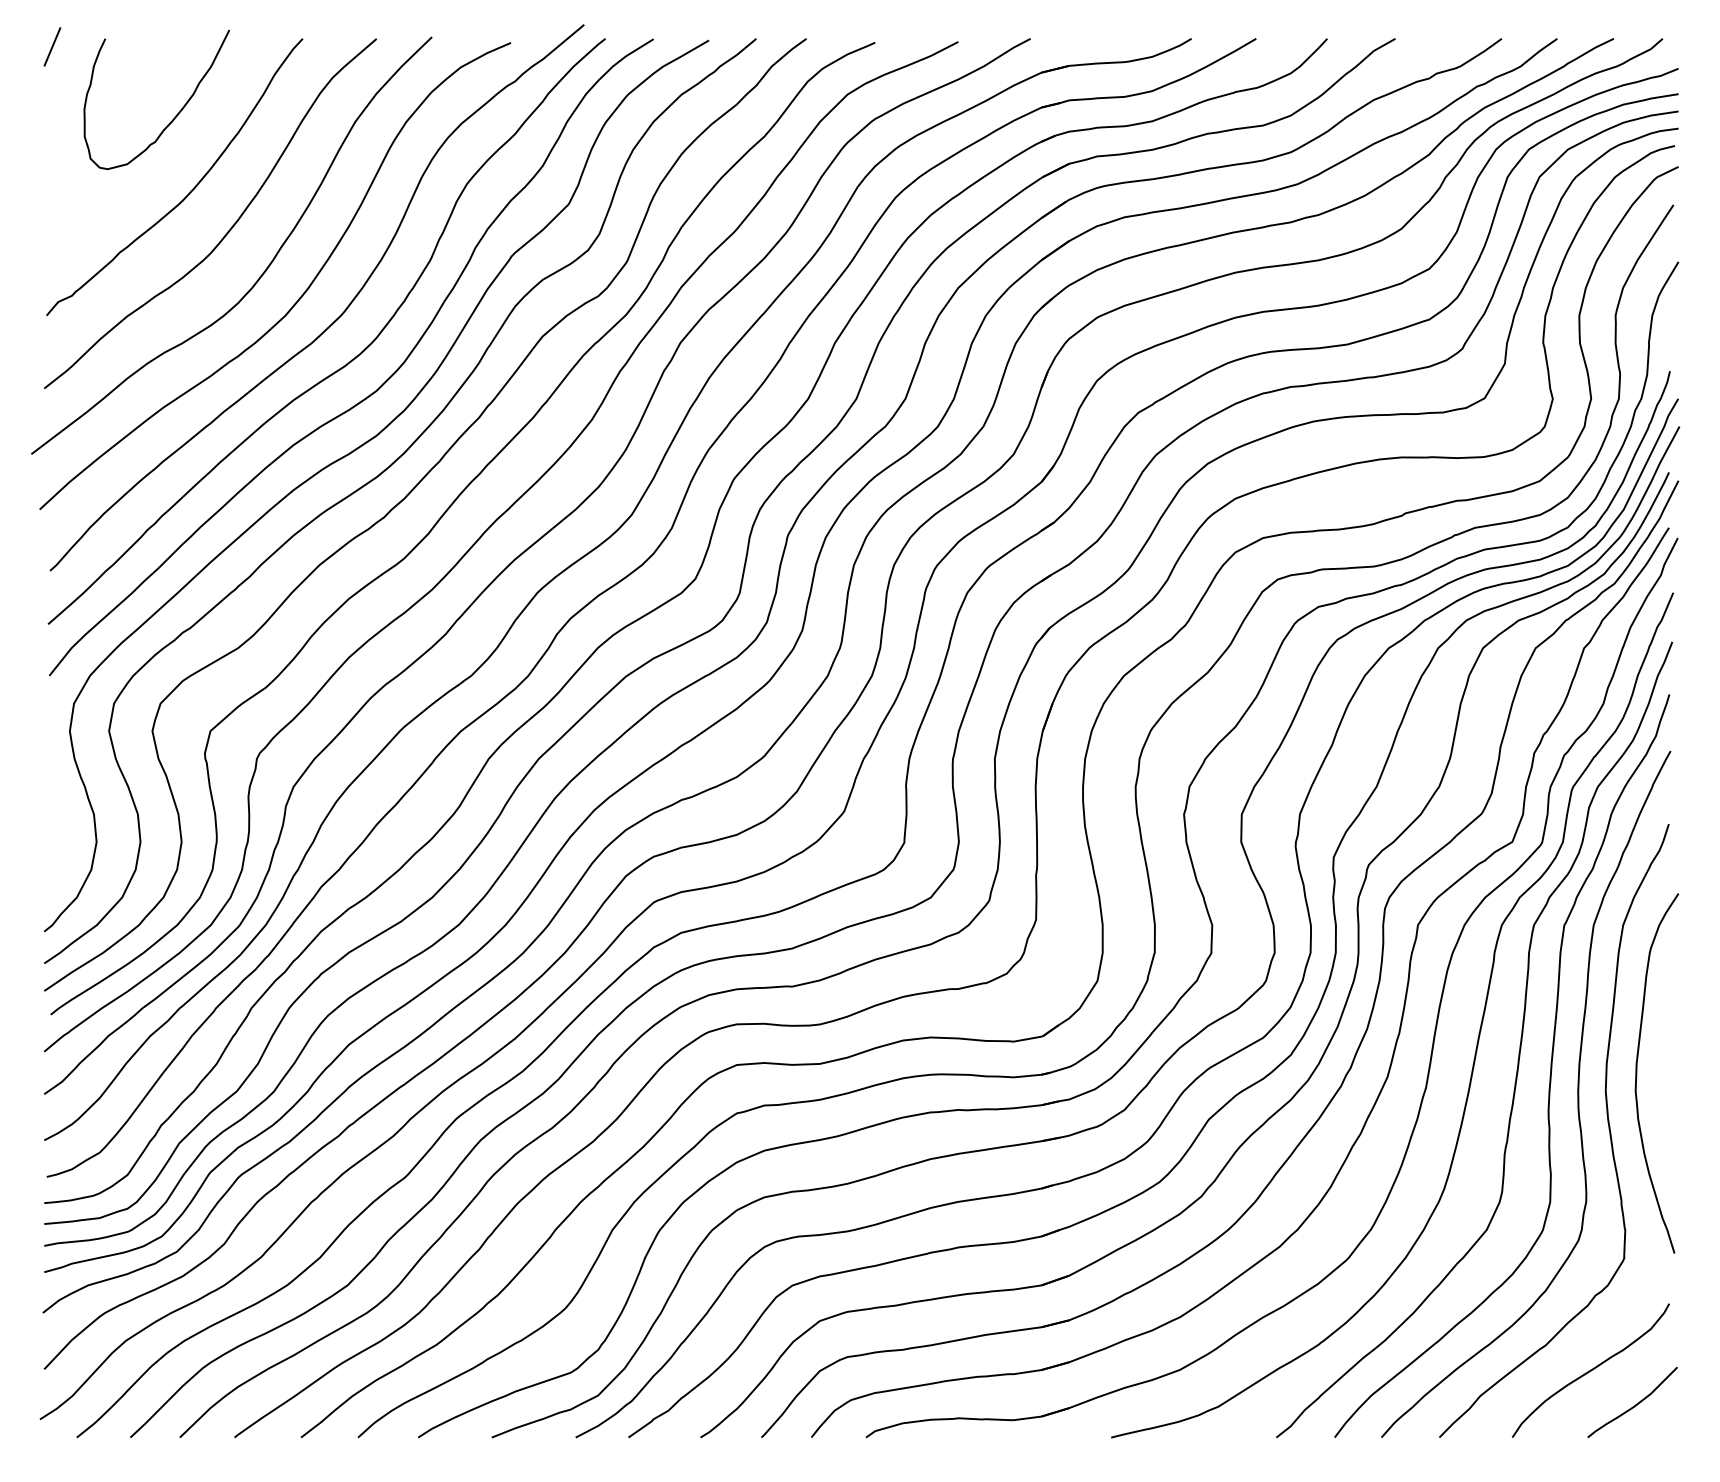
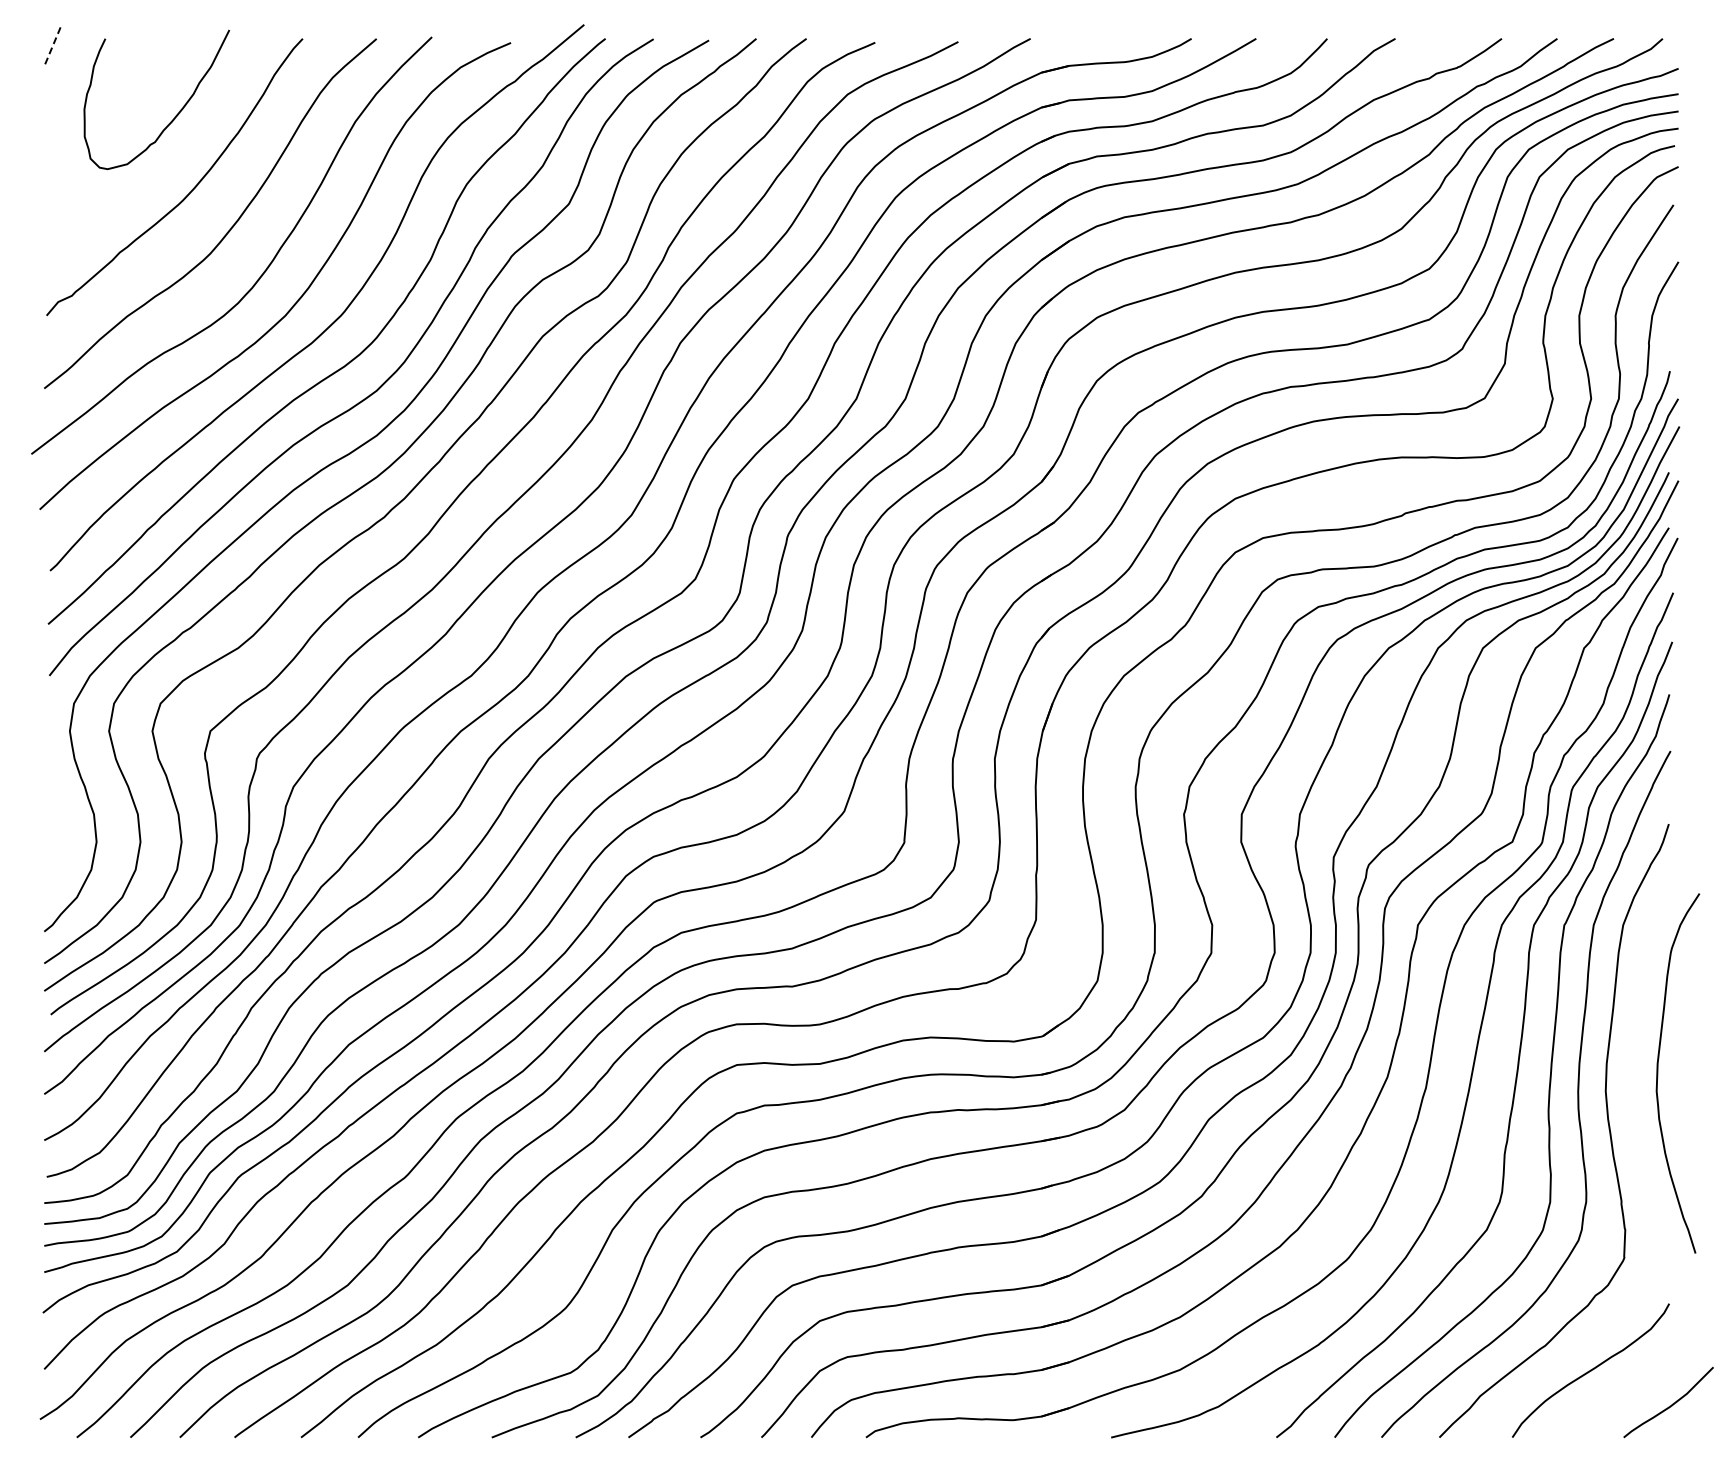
line: solid -> dashed (52, 47)
curve position: (1637, 1073) -> (1658, 1073) (1658, 1073)
curve position: (1635, 1404) -> (1671, 1404) (1671, 1404)
